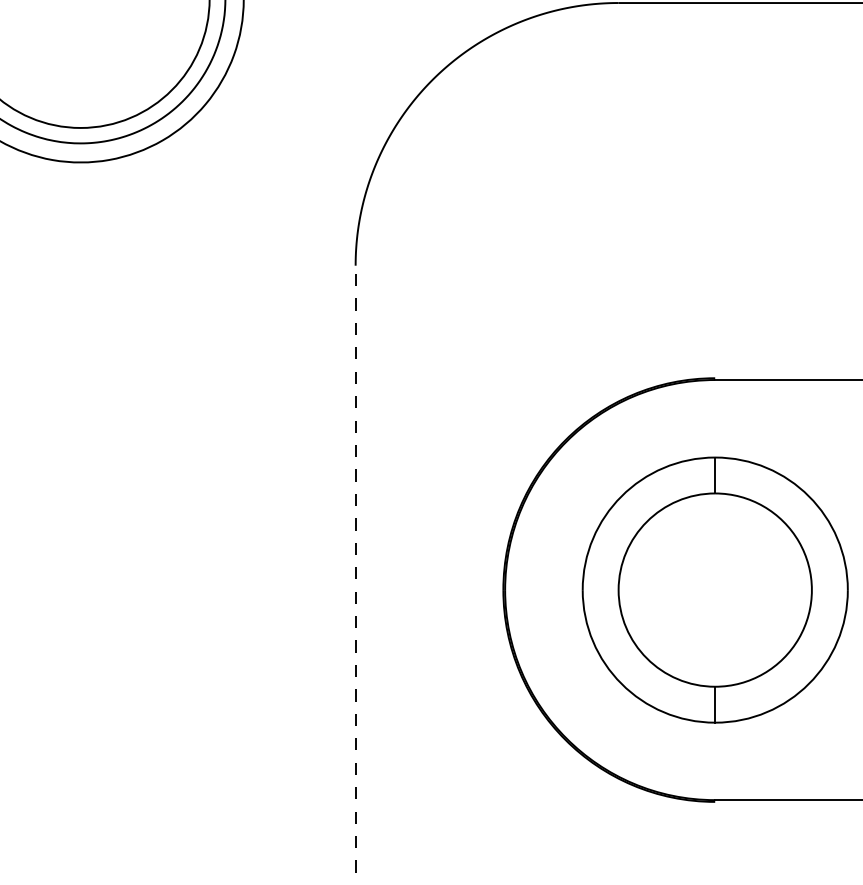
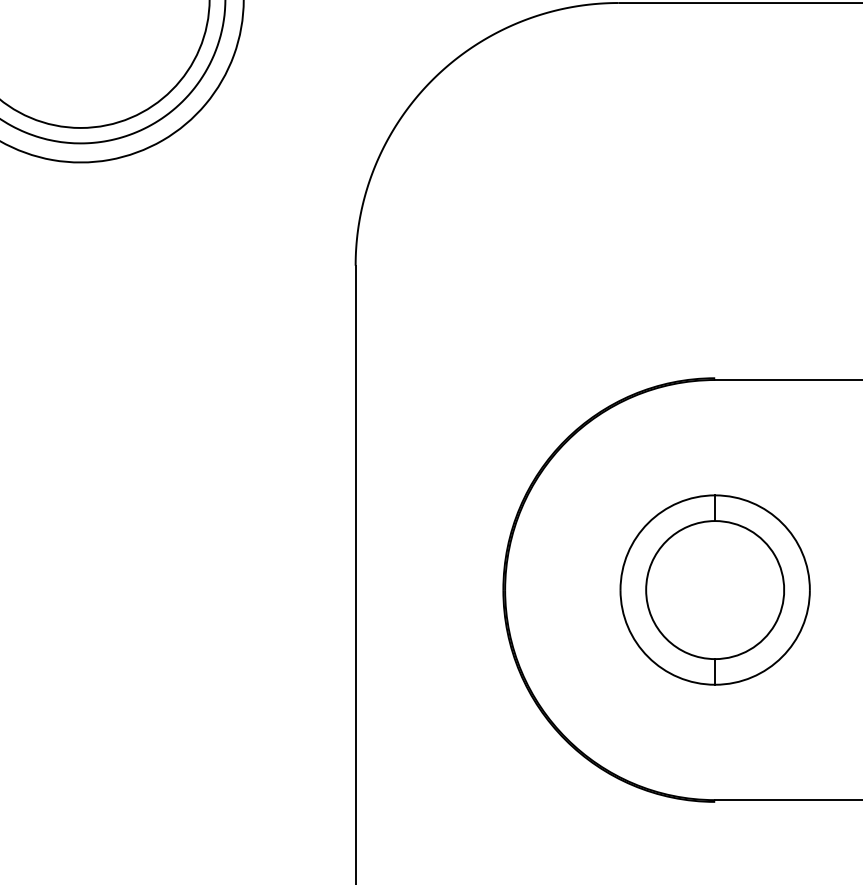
line: dashed -> solid (355, 574)
part size: 268x268 px -> 192x192 px (714, 589)
